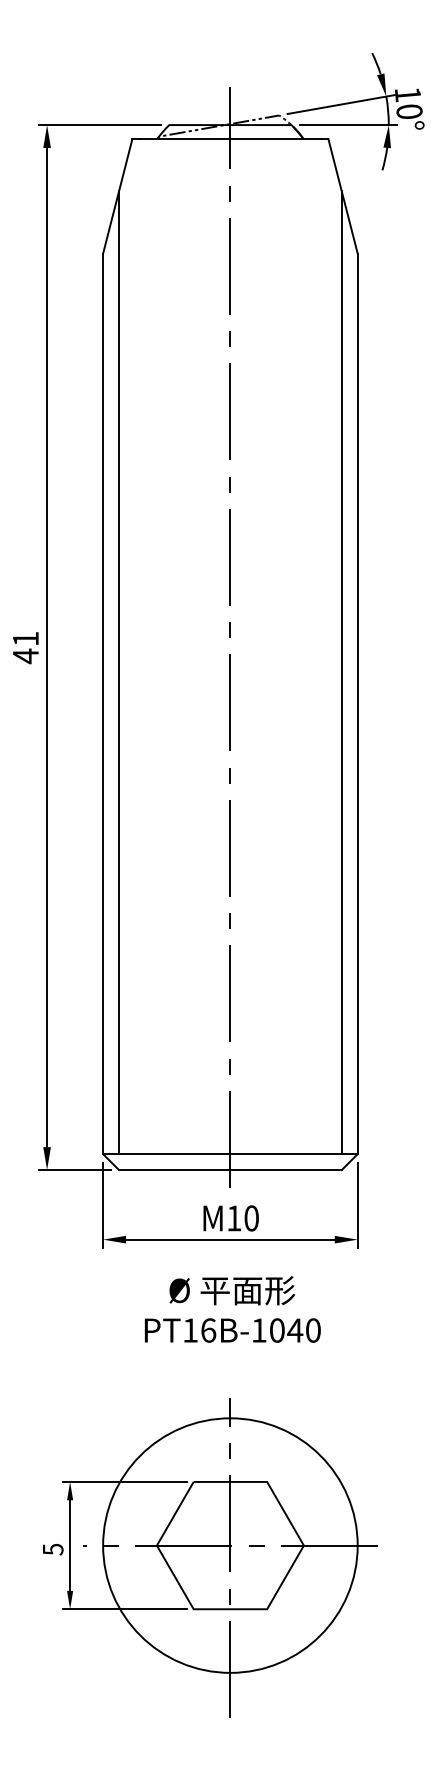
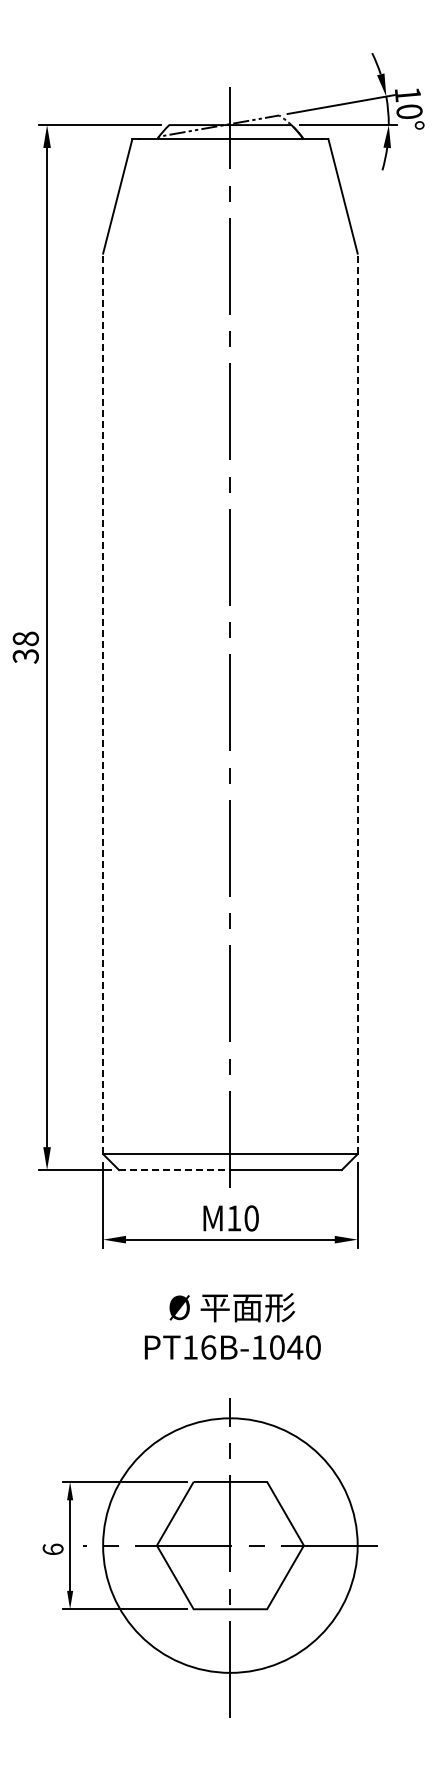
text: 41 -> 38 (25, 647)
line: present -> none (119, 672)
line: present -> none (341, 672)
line: solid -> dashed (103, 703)
line: solid -> dashed (357, 703)
line: solid -> dashed (174, 1170)
text position: (232, 1309) -> (232, 1326) (232, 1326)
text: 5 -> 6 (52, 1549)
